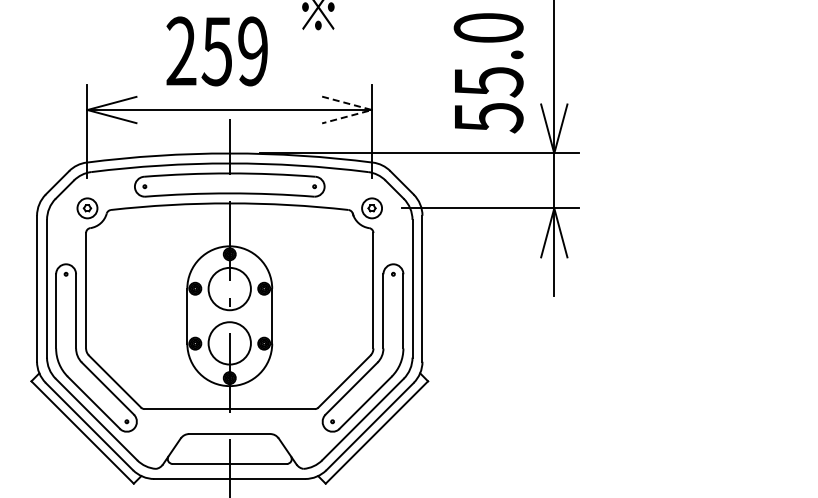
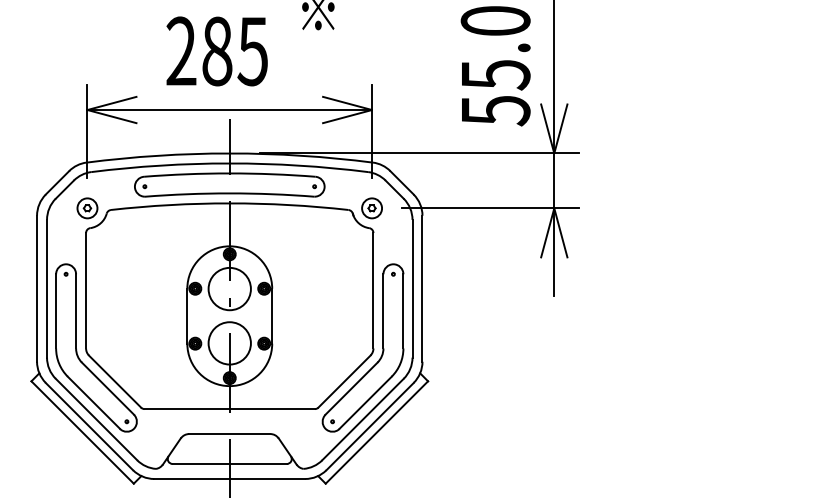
text: 259 -> 285 (234, 51)
text position: (488, 73) -> (495, 66) (495, 66)
line: dashed -> solid (372, 110)
